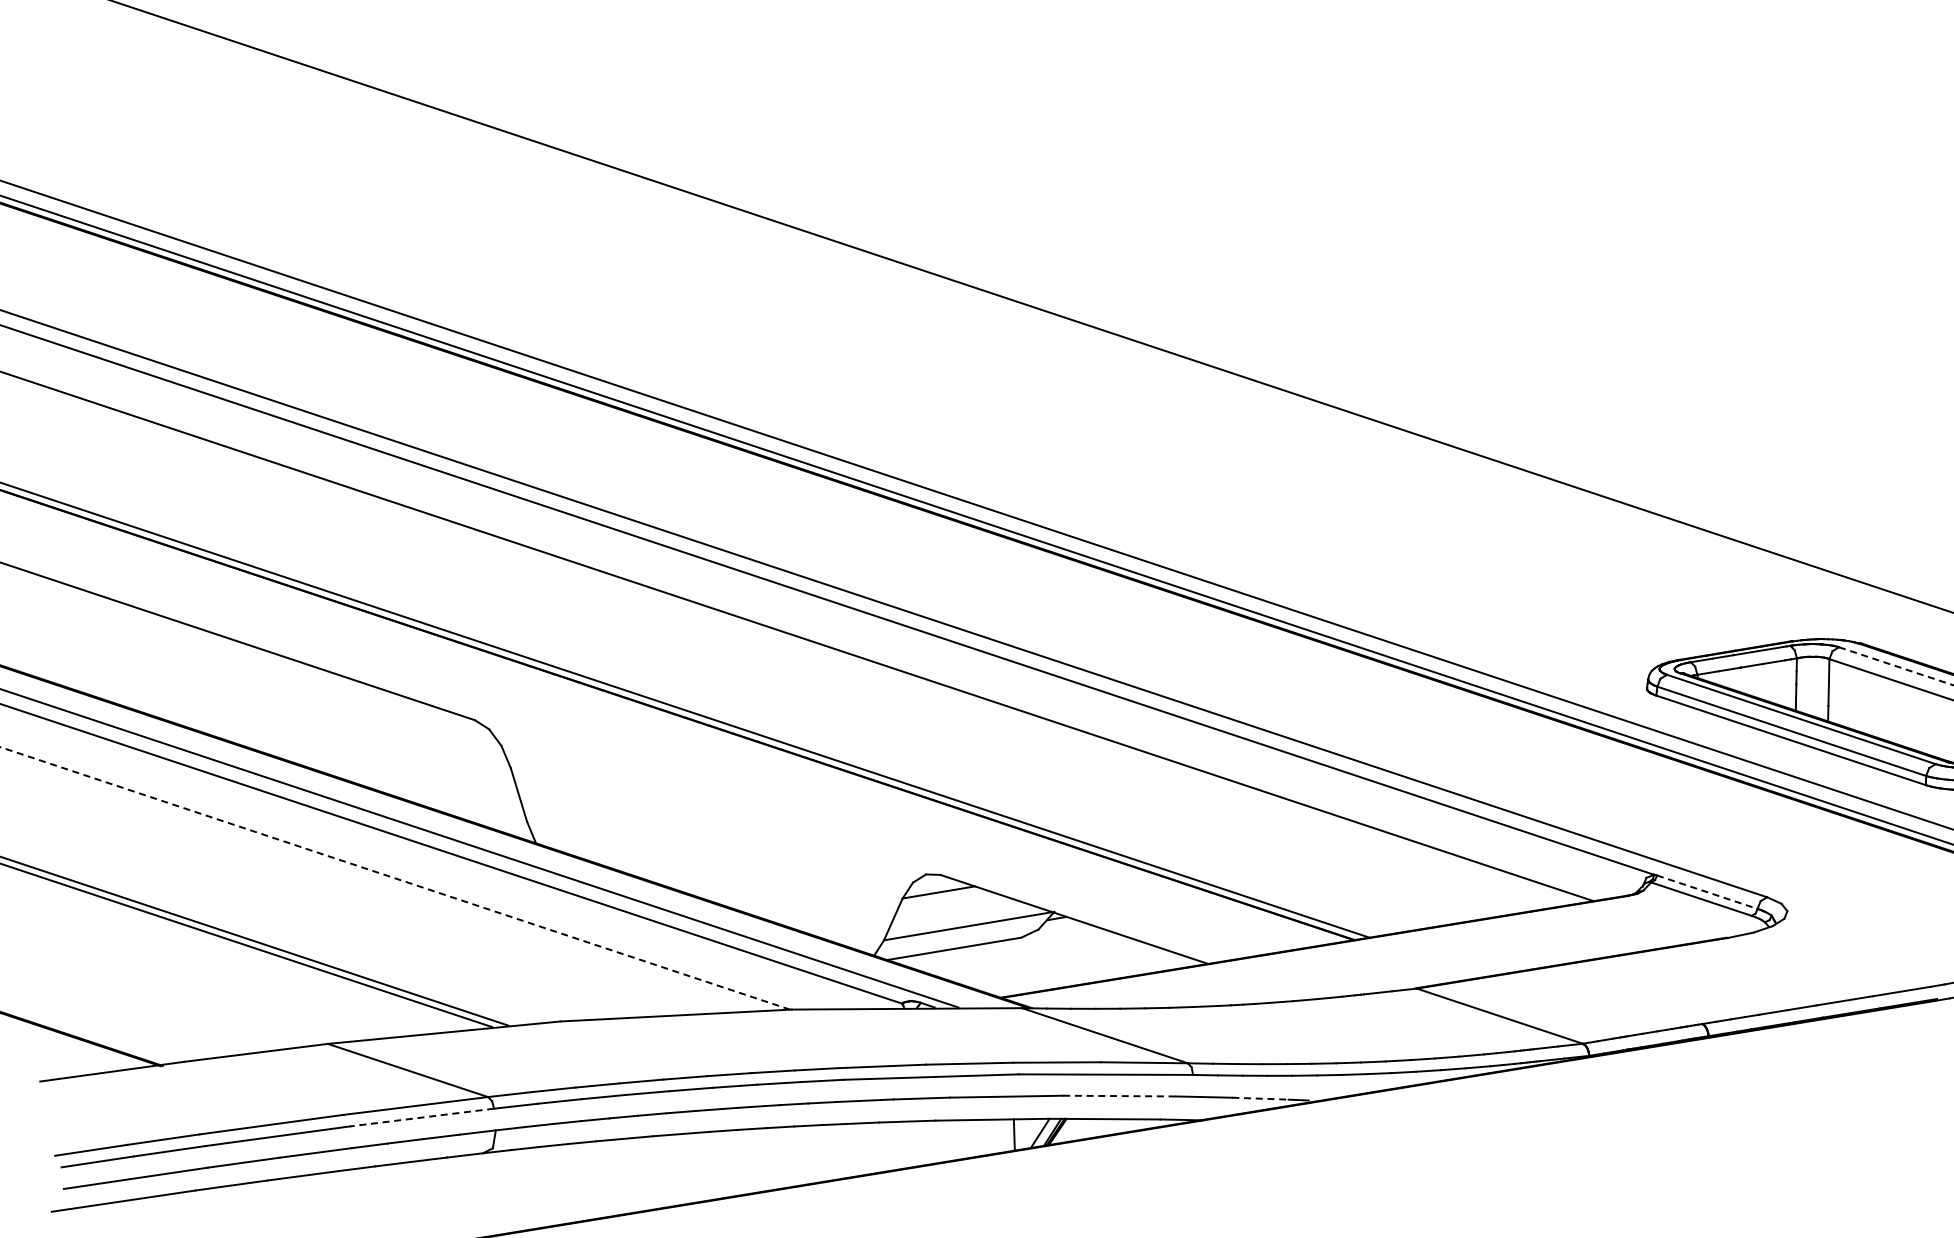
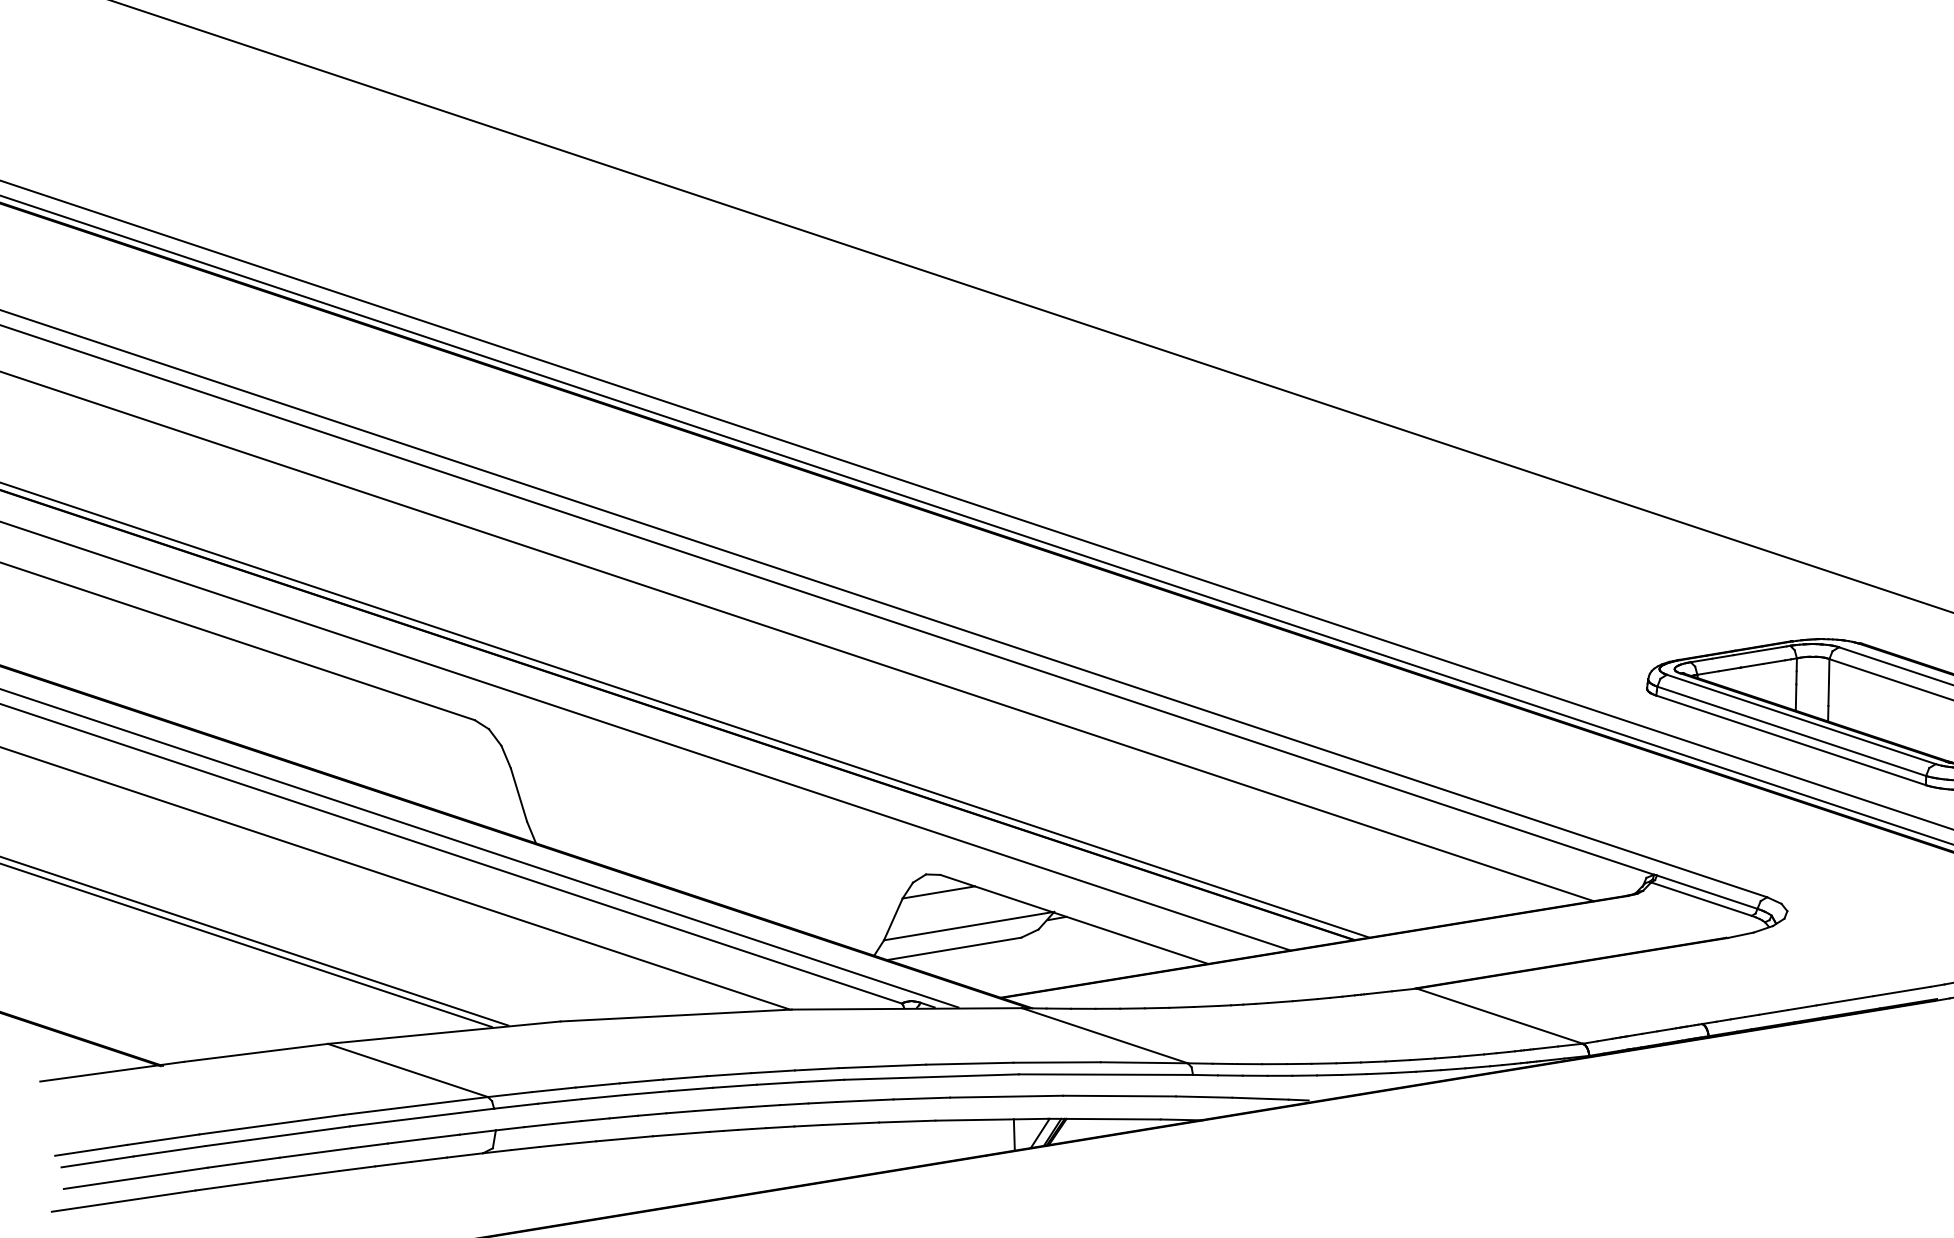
line: dashed -> solid (1896, 666)
line: none -> present (646, 736)
line: dashed -> solid (395, 878)
line: dashed -> solid (1707, 892)
line: dashed -> solid (1120, 1096)
line: dashed -> solid (1260, 1098)
line: dashed -> solid (422, 1117)
